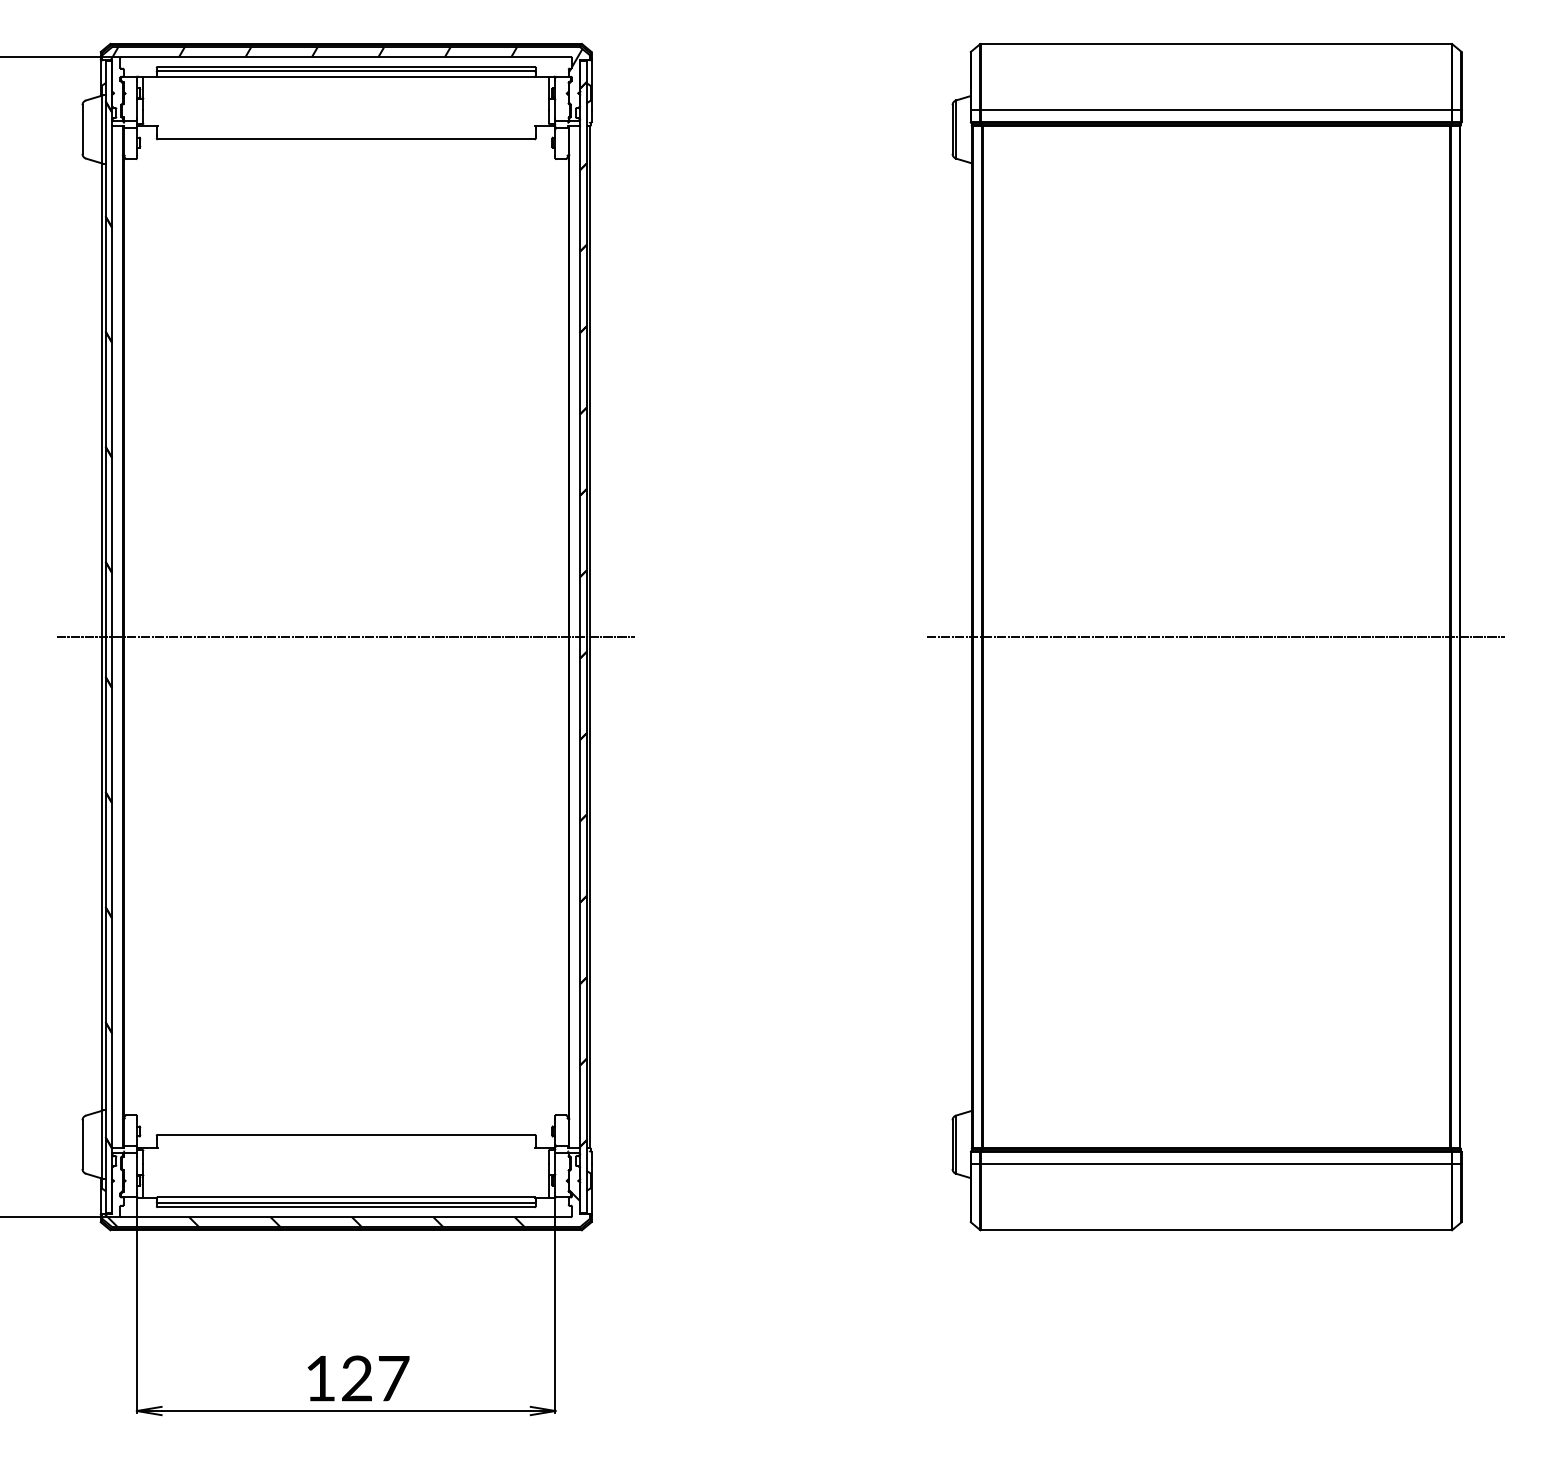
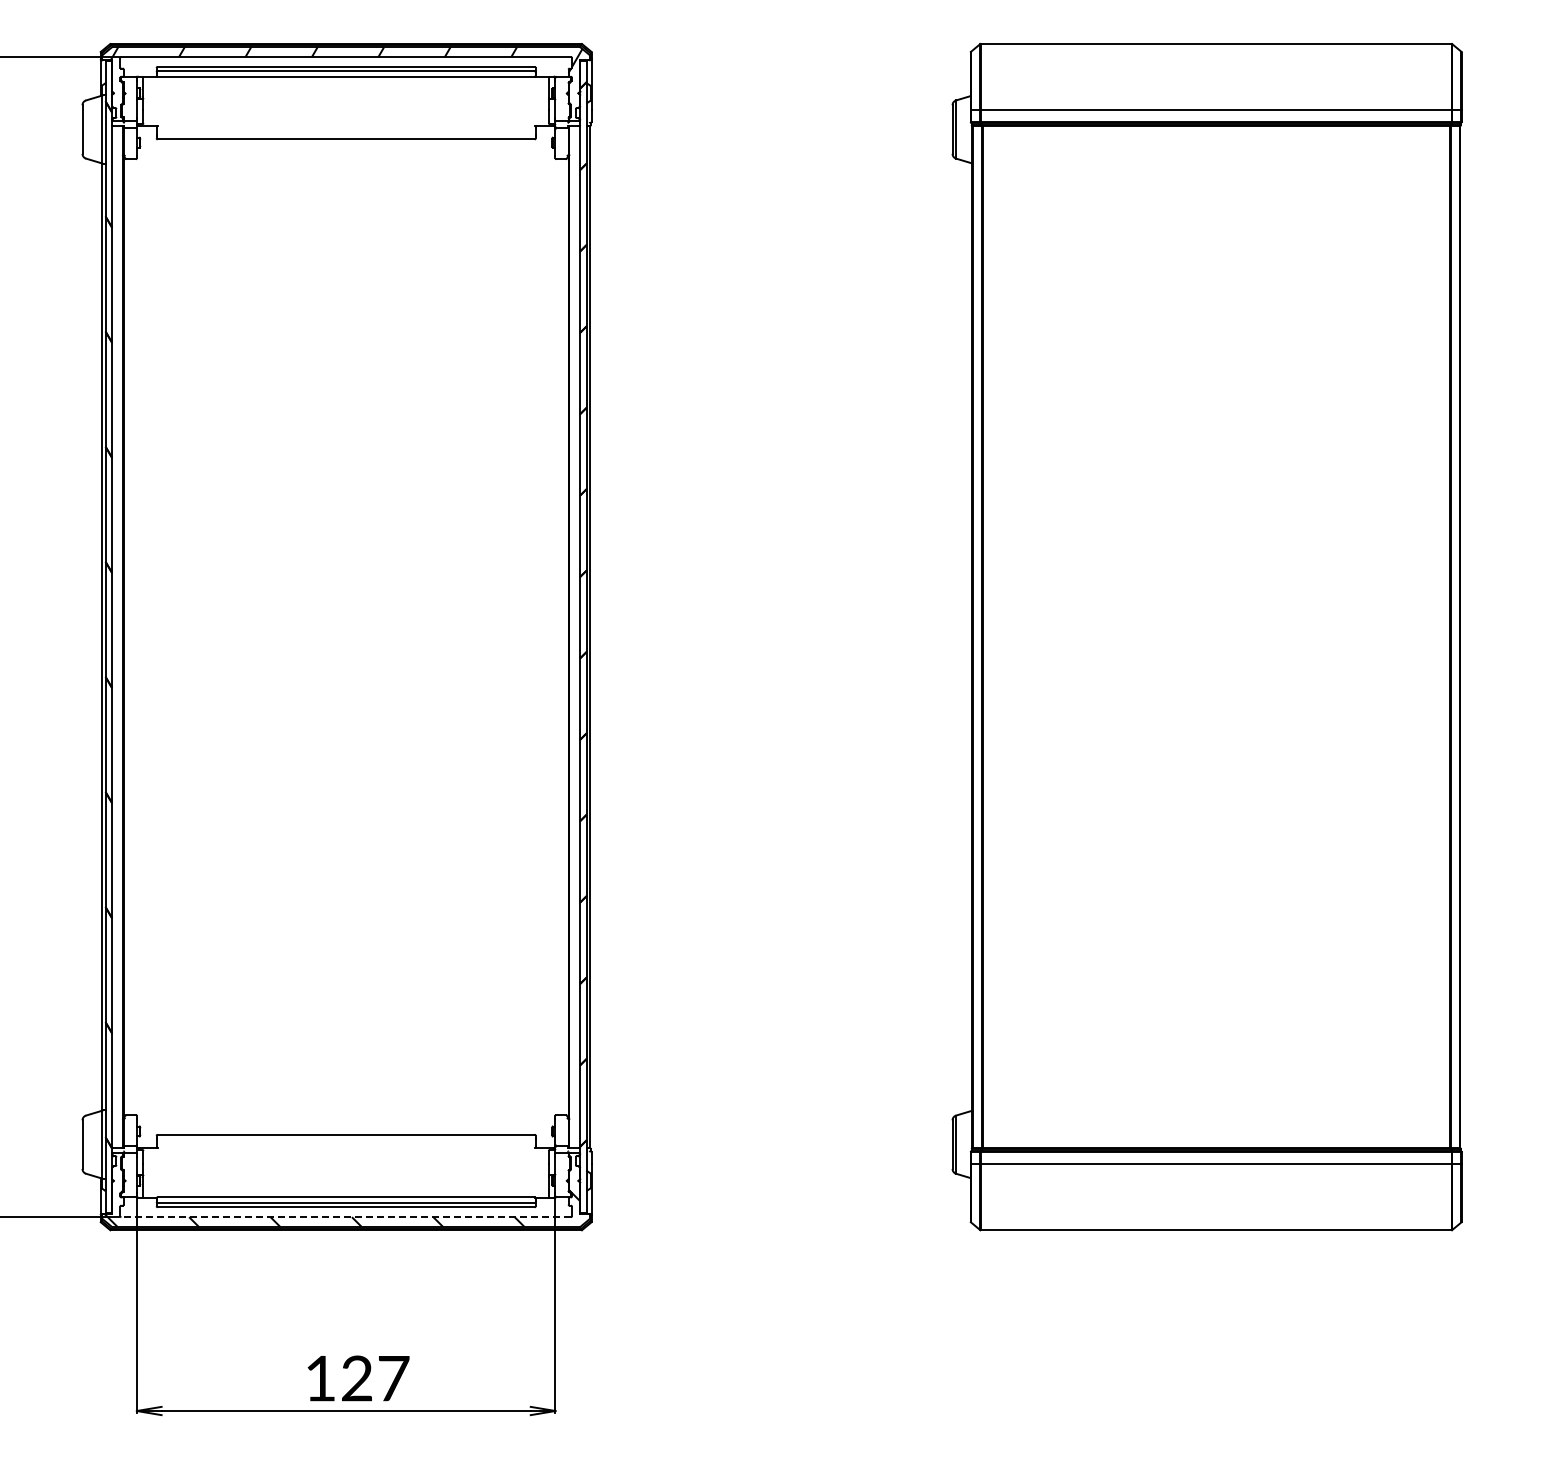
line: present -> none (345, 637)
line: present -> none (1216, 637)
line: solid -> dashed (346, 1217)
